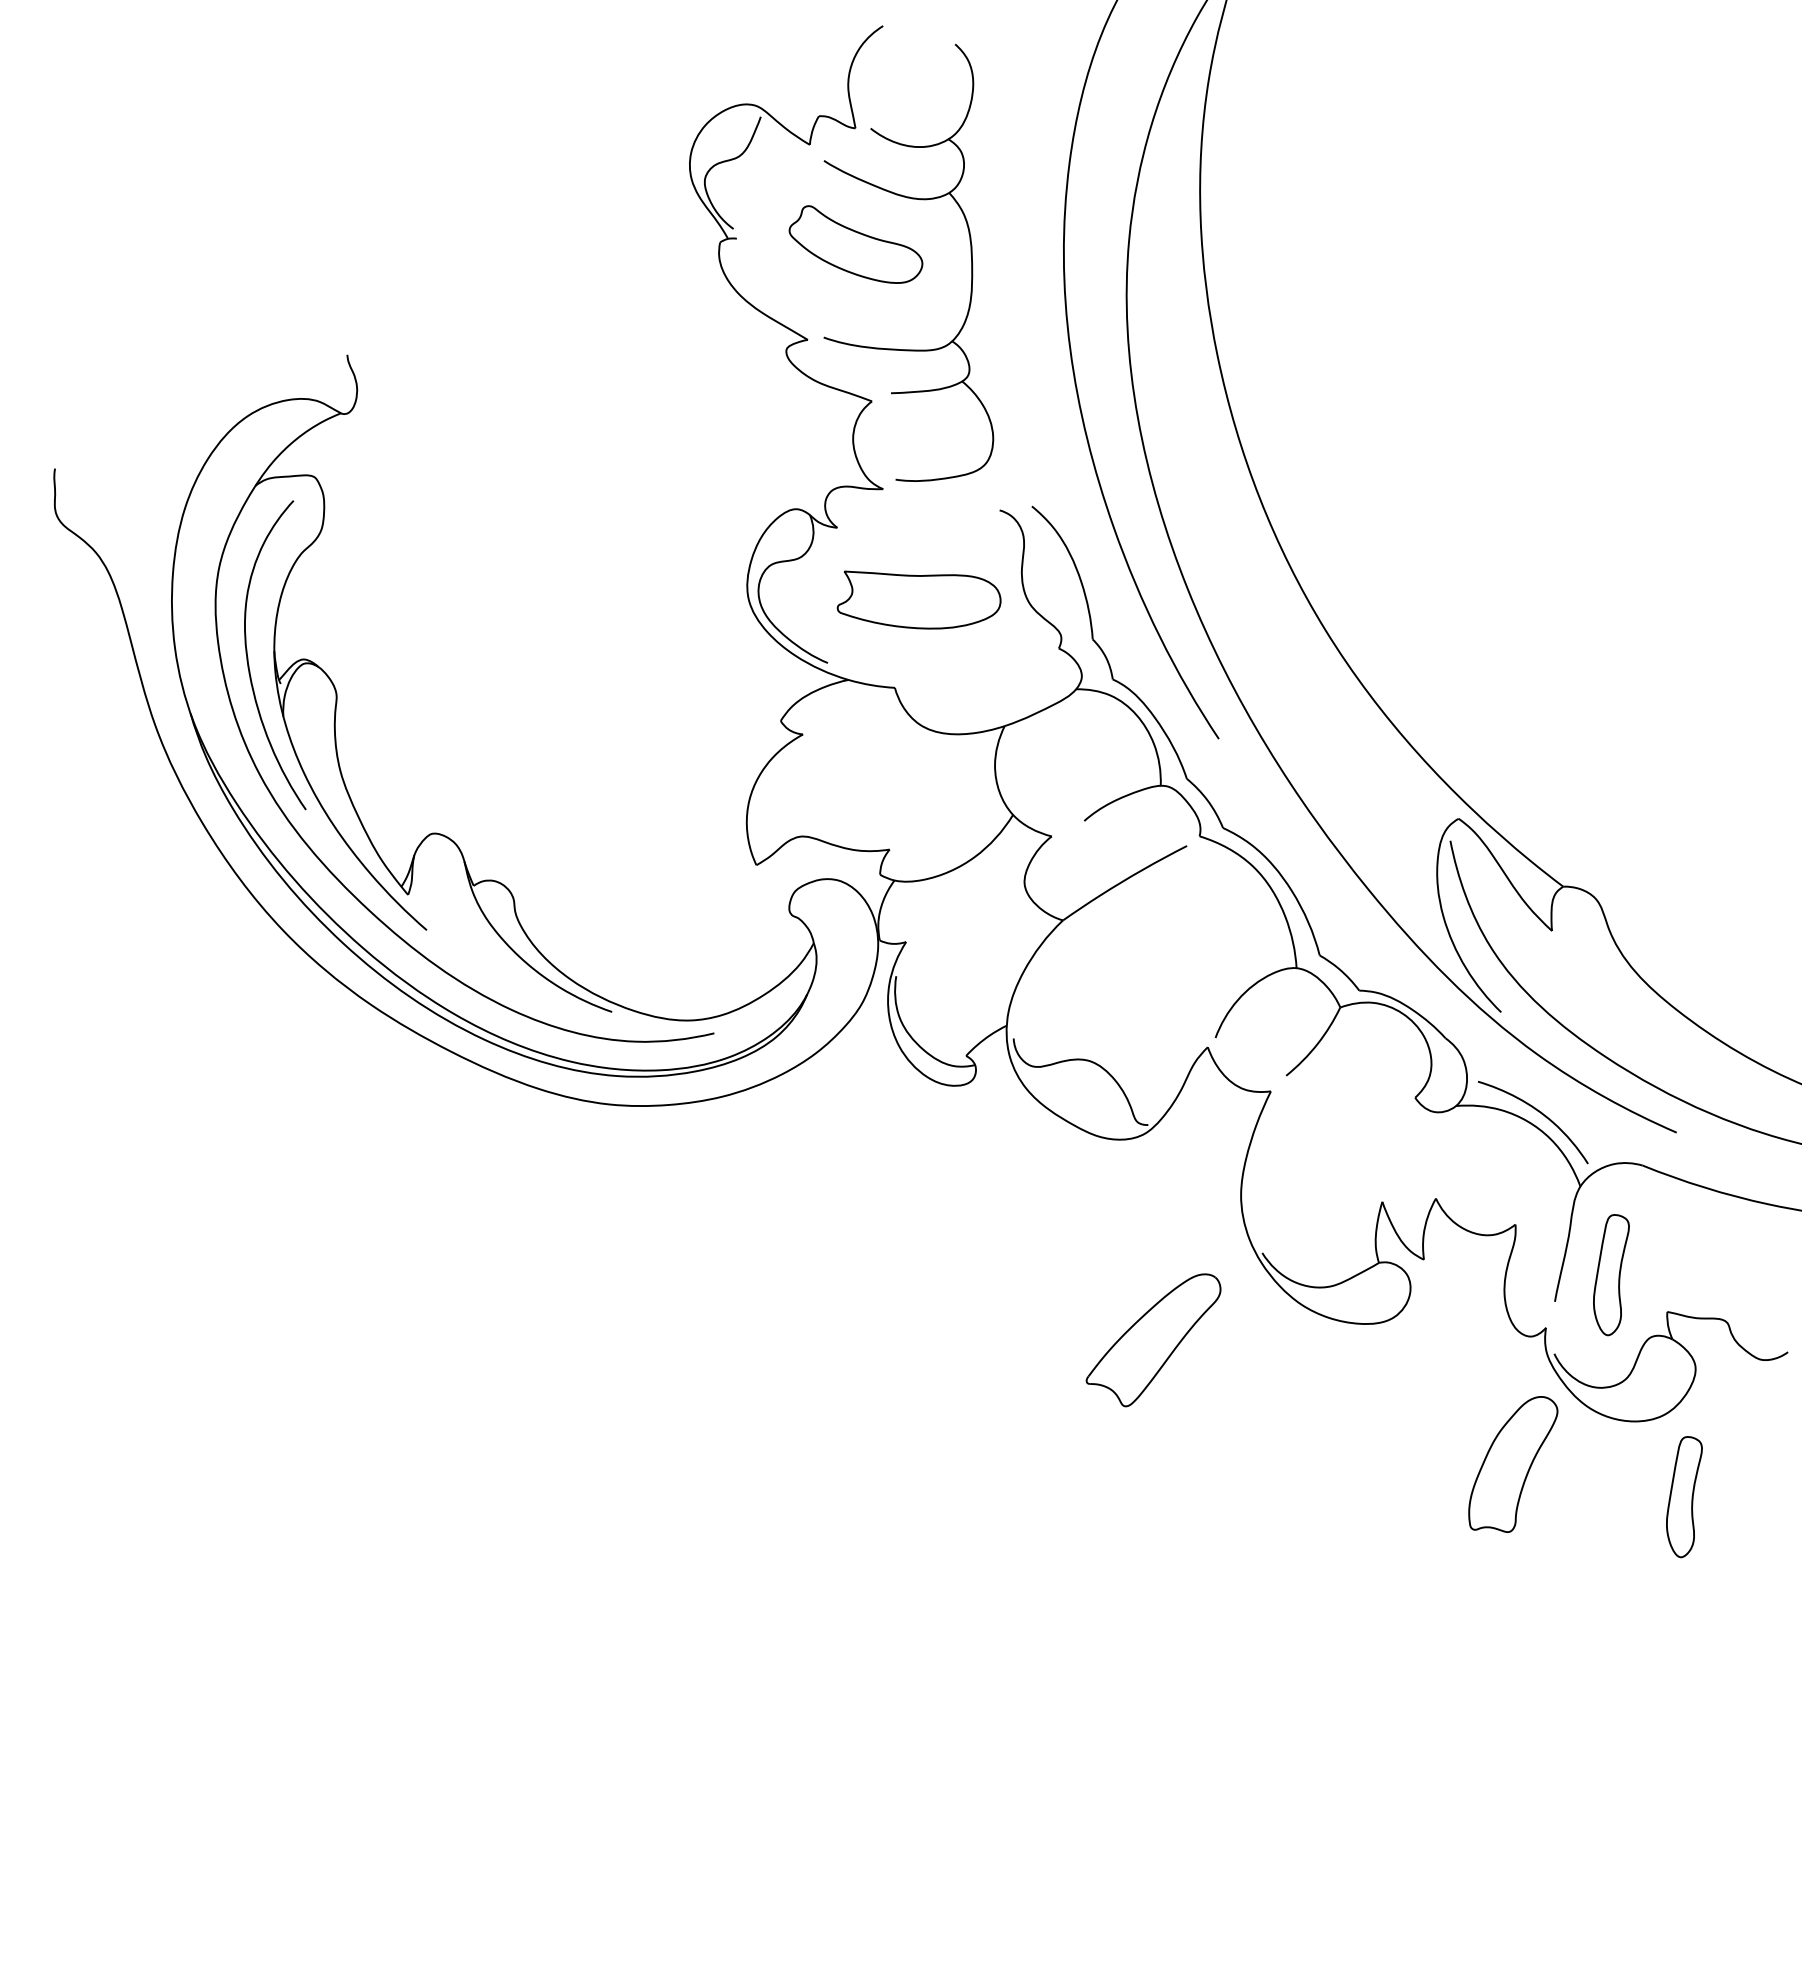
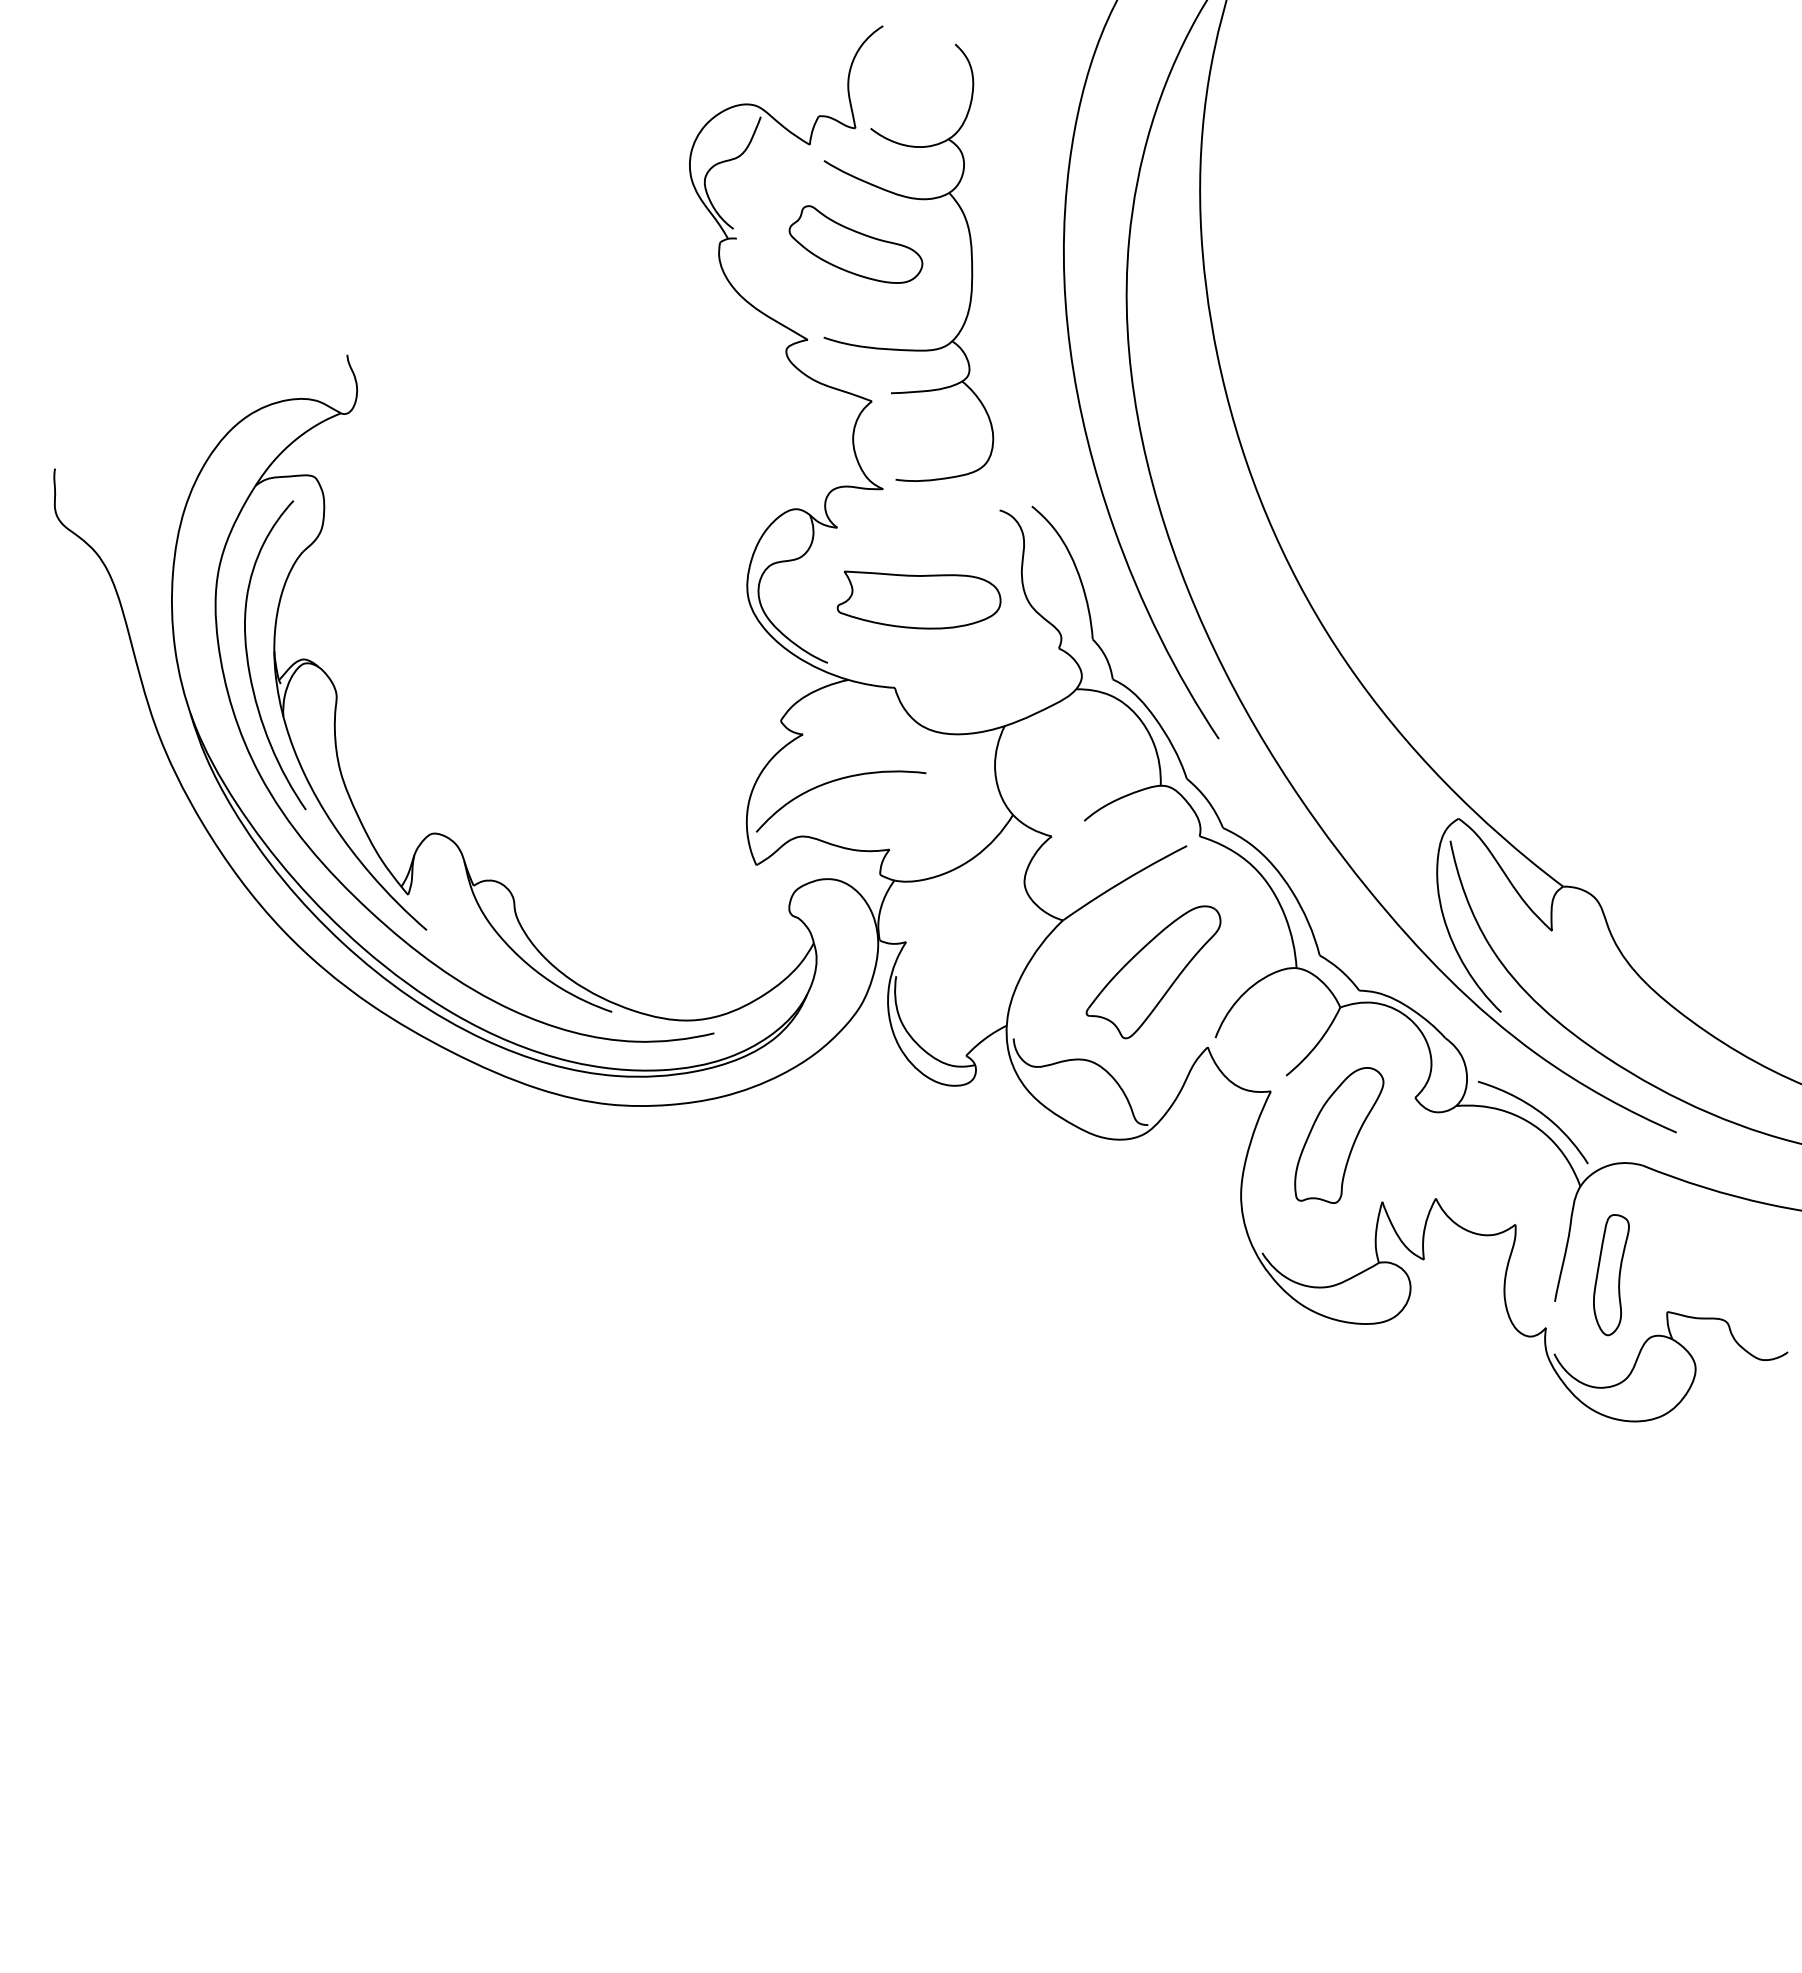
curve: none -> present (835, 781)
part position: (1153, 1340) -> (1153, 972) (1153, 972)
part position: (1513, 1464) -> (1339, 1135) (1339, 1135)
part: present -> none (1684, 1497)
